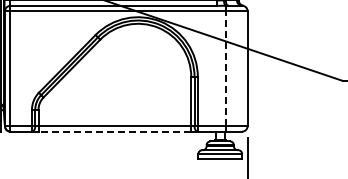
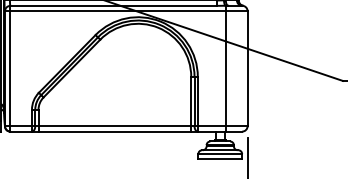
line: dashed -> solid (225, 68)
line: dashed -> solid (114, 131)
